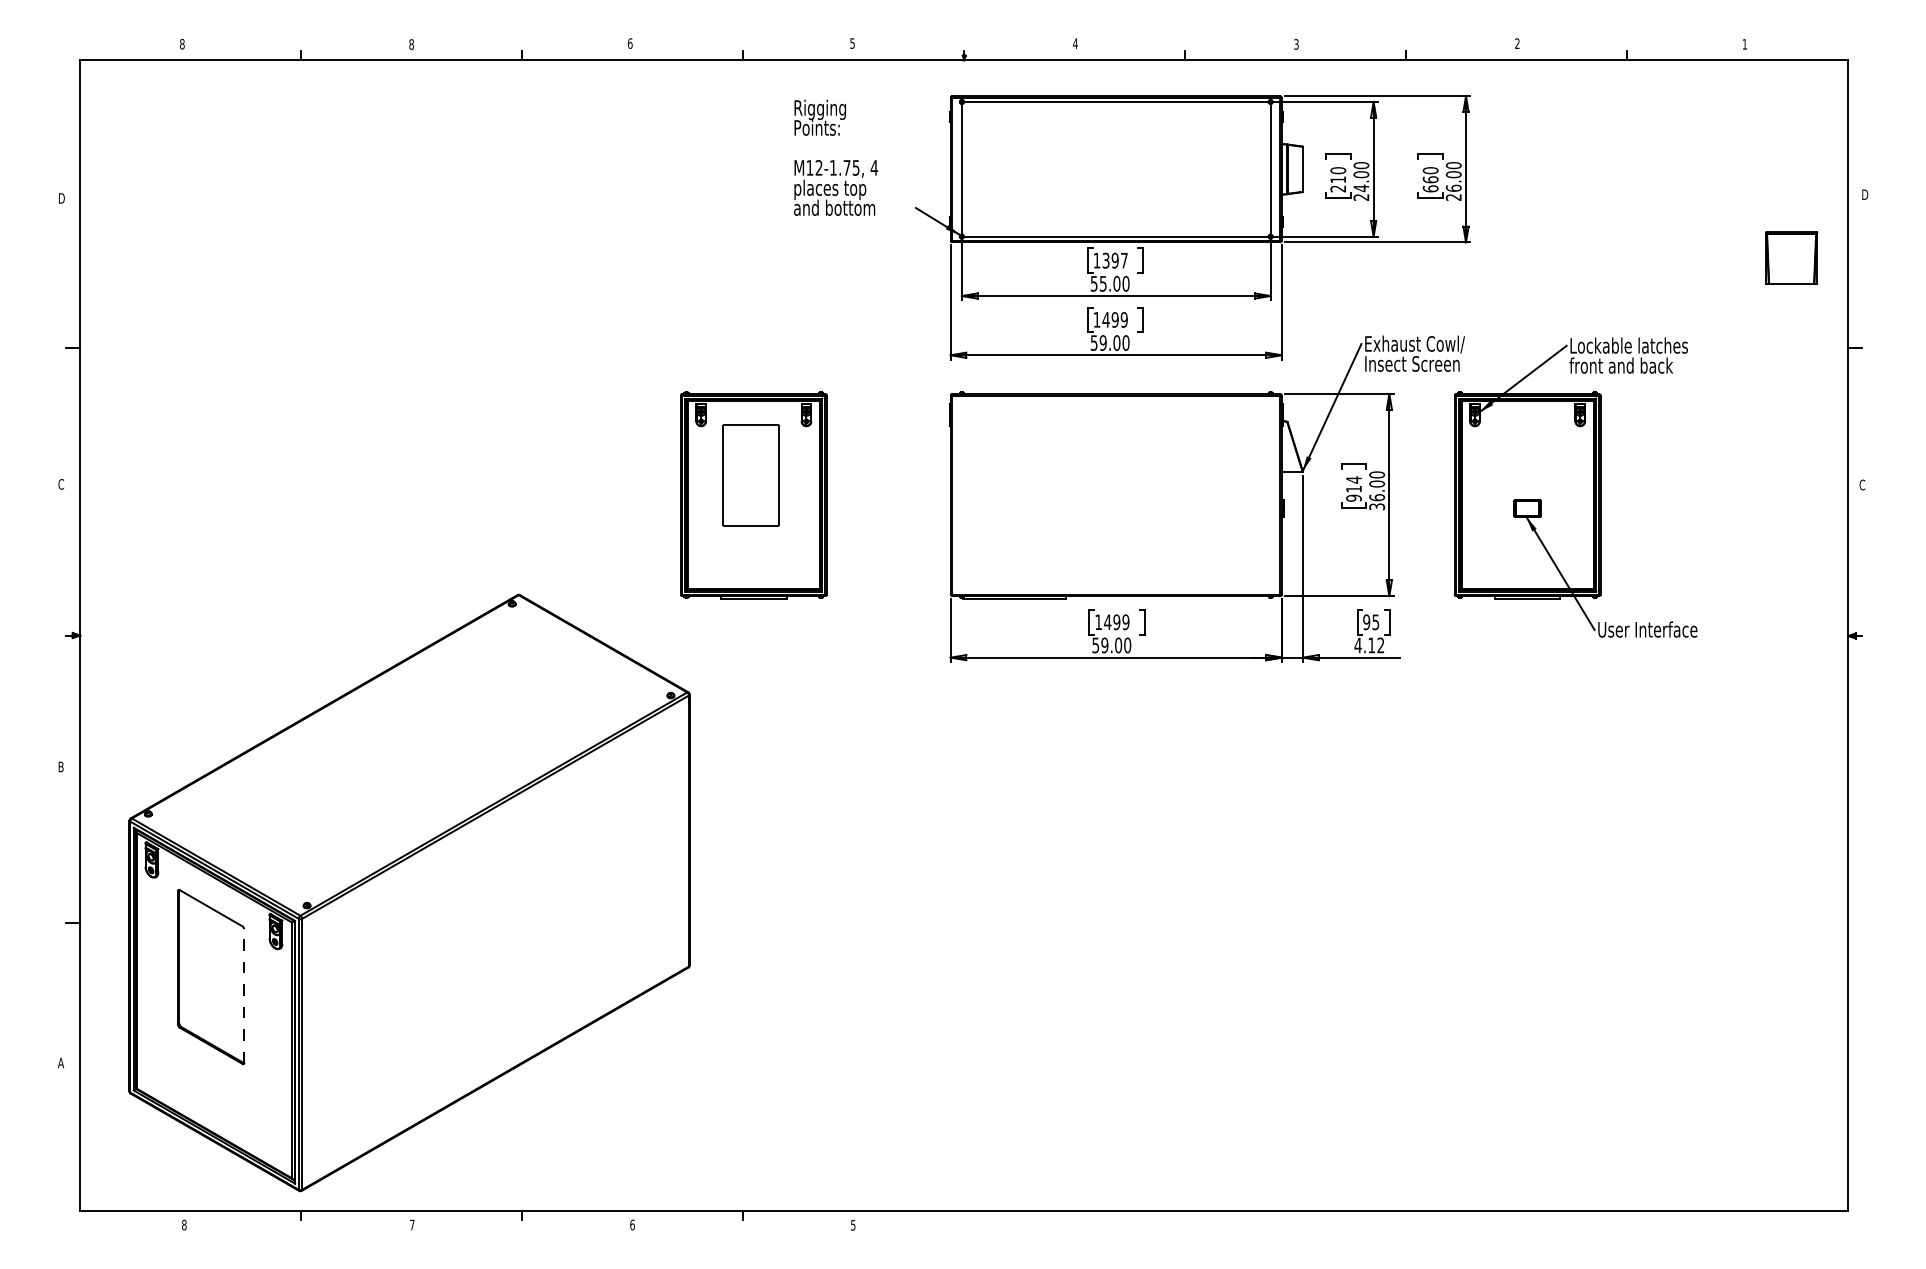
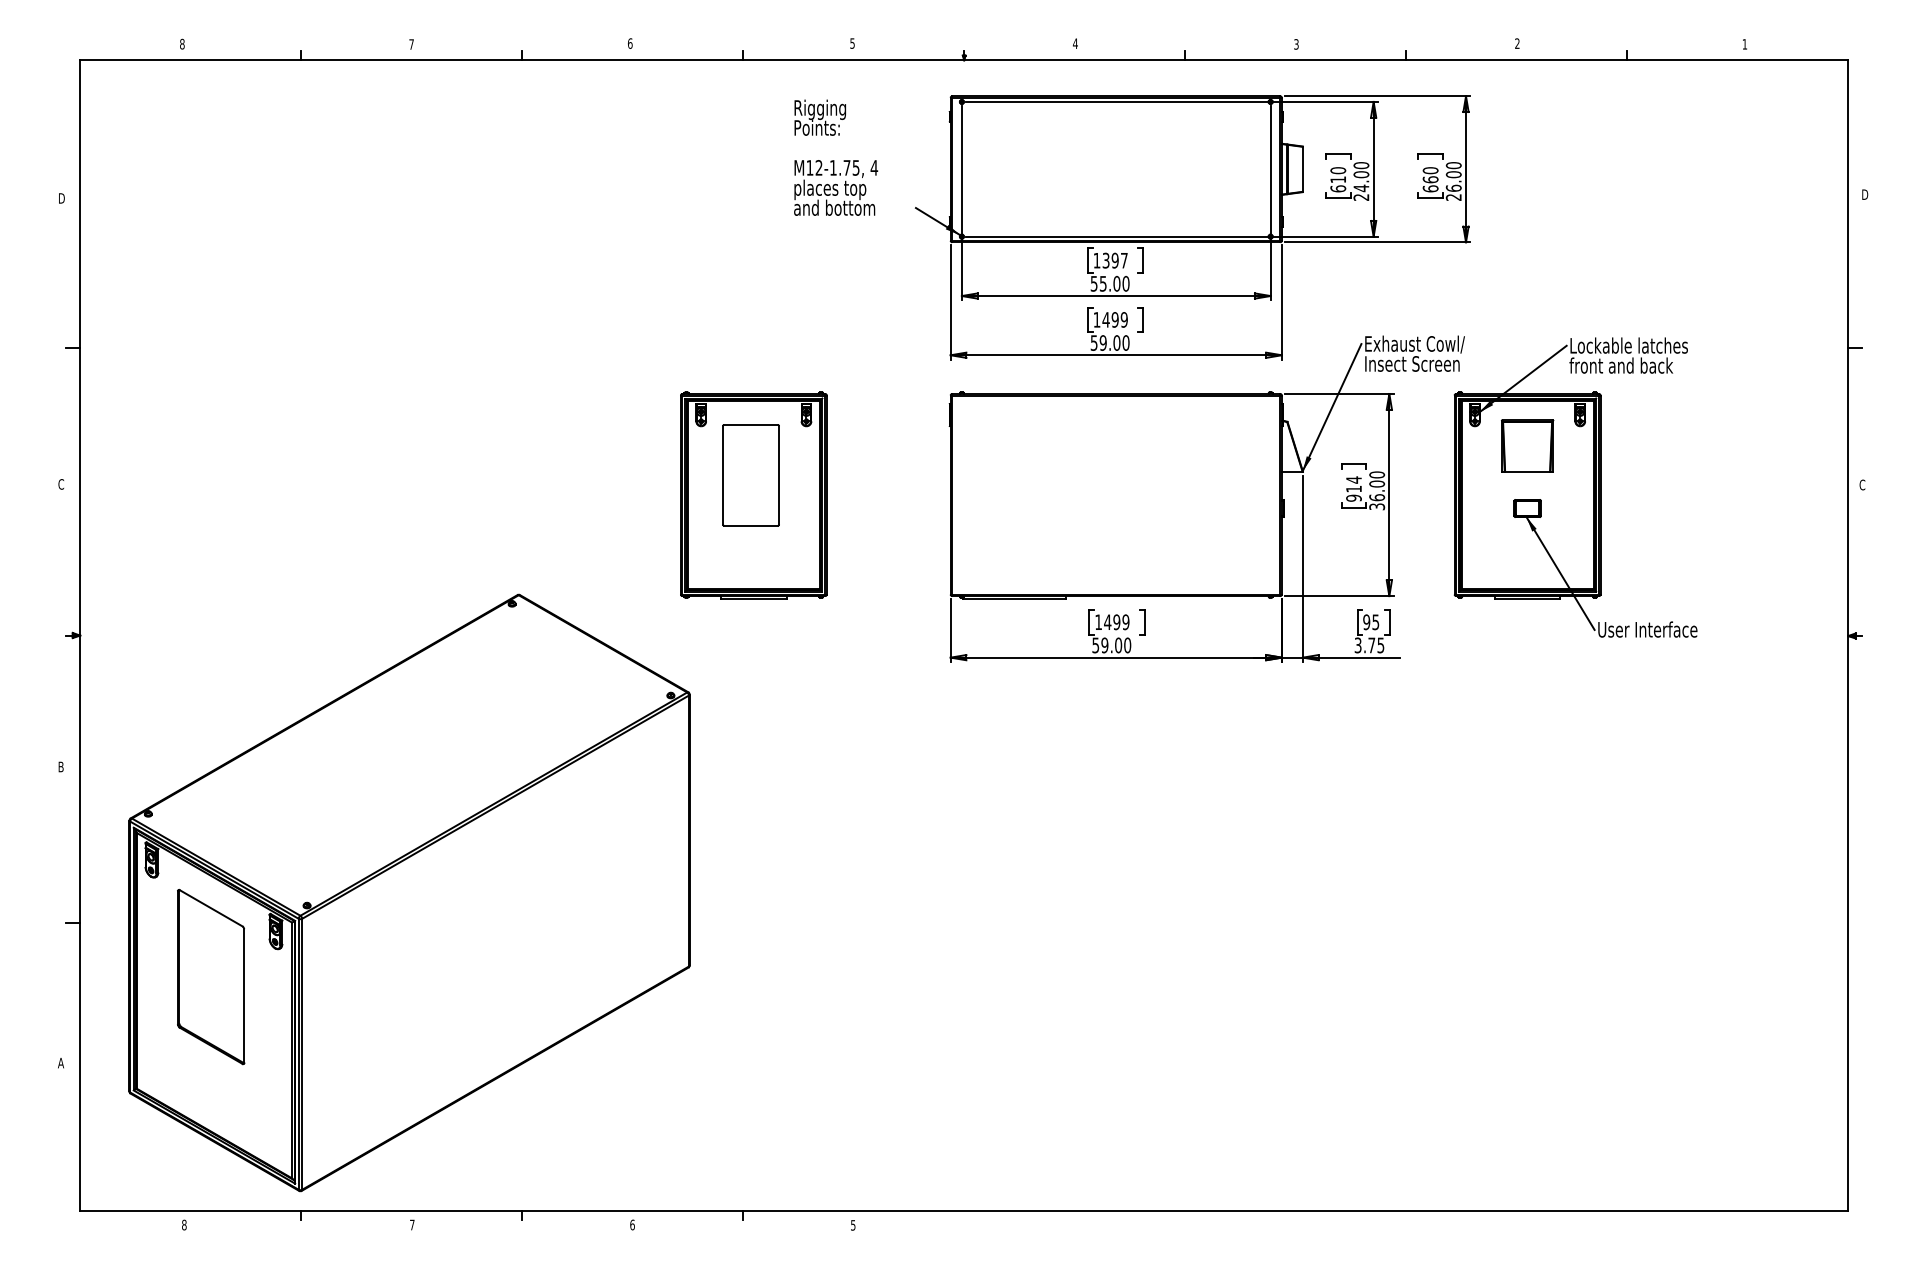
text: 8 -> 7 (411, 44)
text: 210 -> 610 (1338, 188)
part position: (1791, 257) -> (1527, 445) (1527, 445)
text: 4.12 -> 3.75 (1369, 645)
line: dashed -> solid (244, 996)
